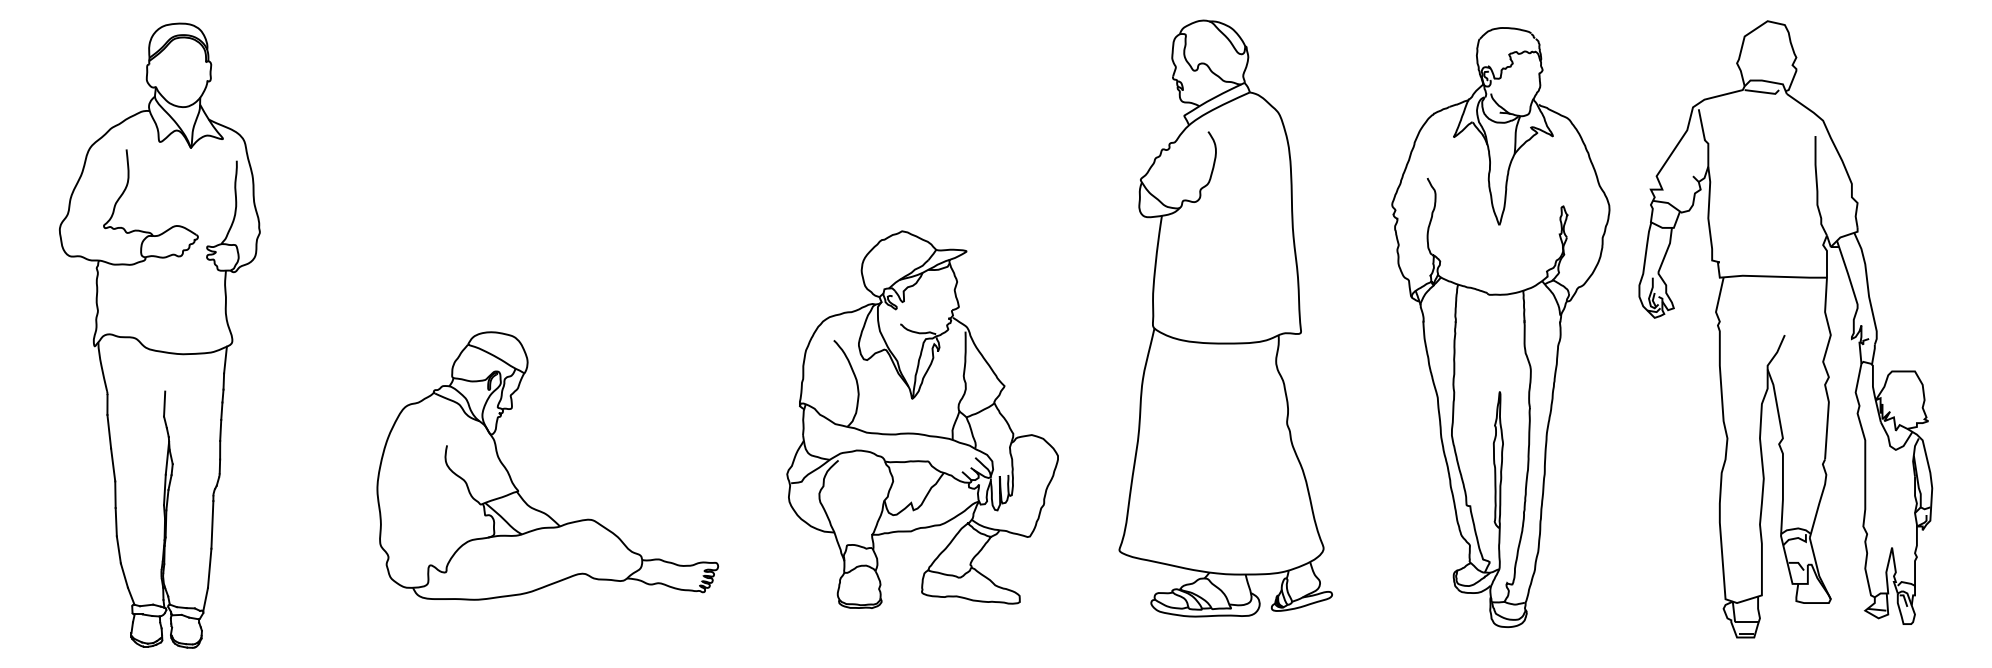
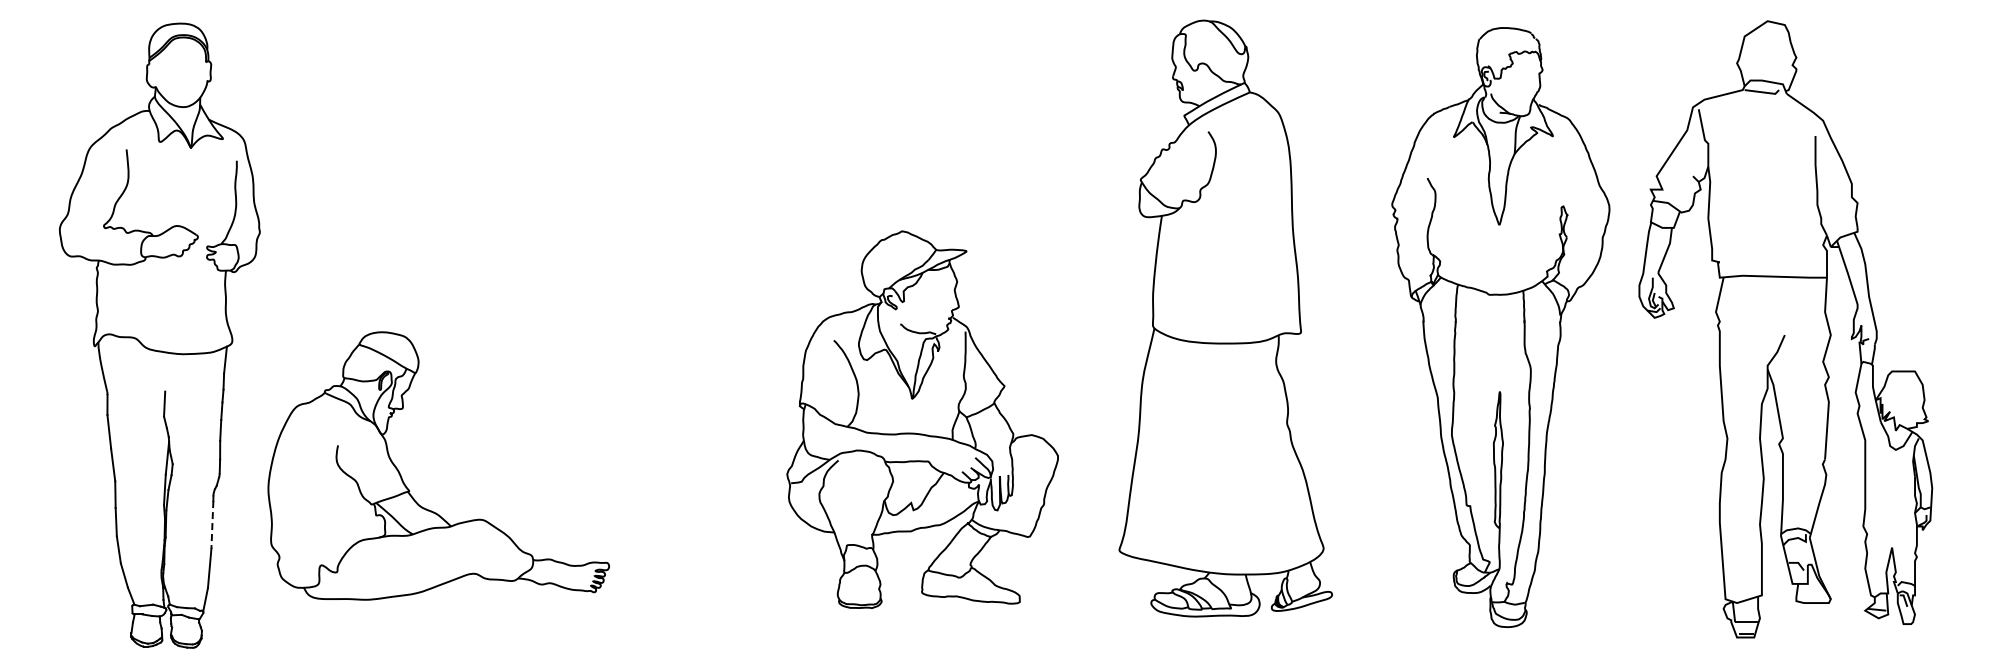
part position: (518, 489) -> (409, 489) (409, 489)
line: solid -> dashed (212, 524)
